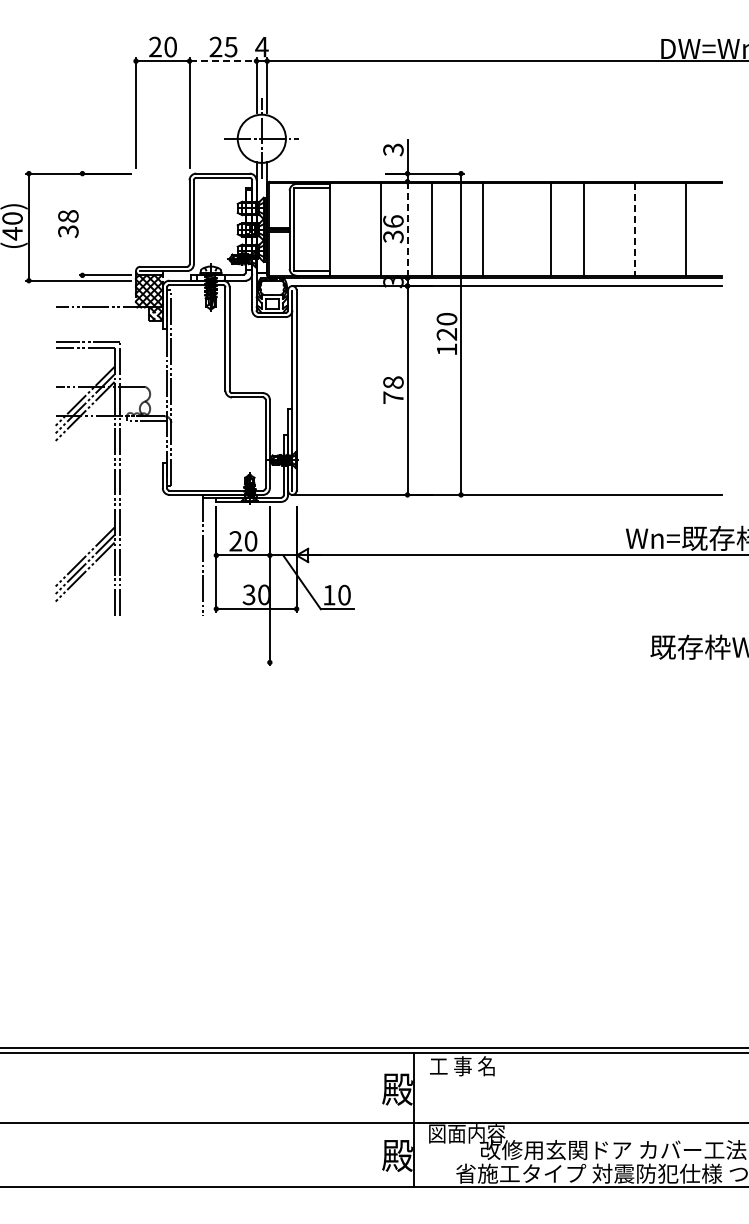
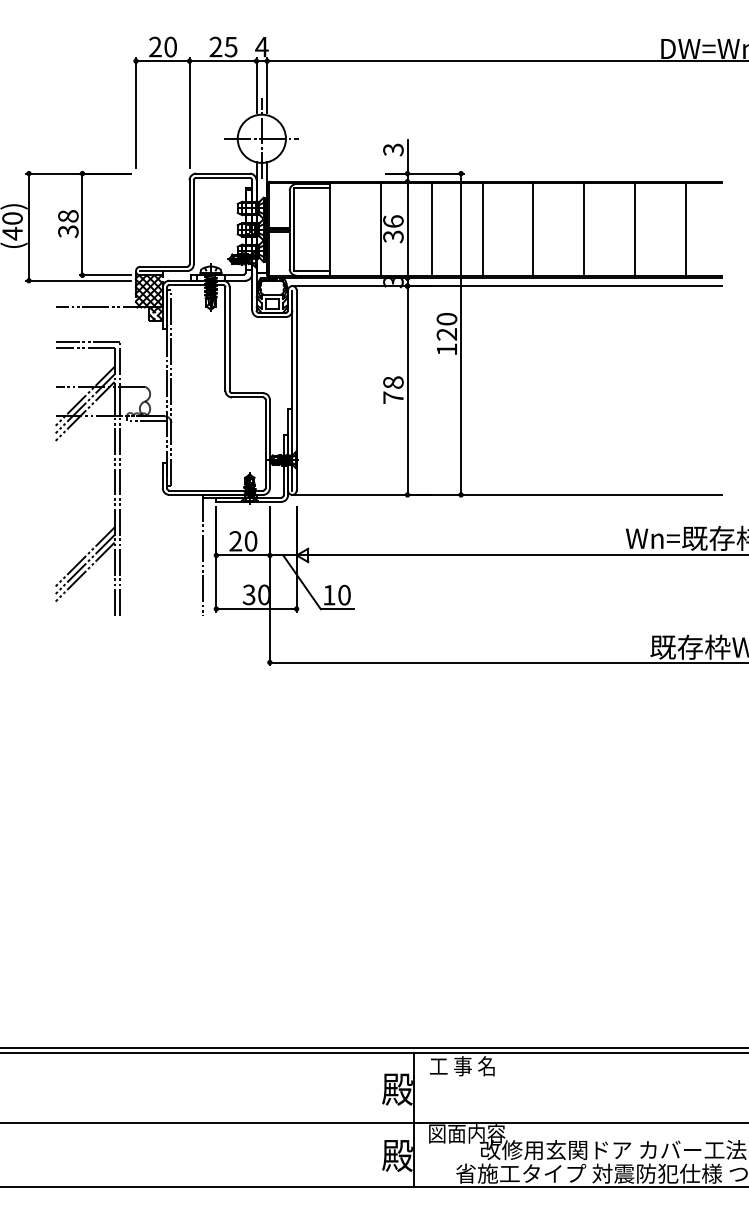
line: dashed -> solid (223, 61)
line: none -> present (82, 224)
line position: (551, 229) -> (533, 229) (533, 229)
line: dashed -> solid (635, 229)
line: dashed -> solid (407, 230)
line: none -> present (507, 662)
